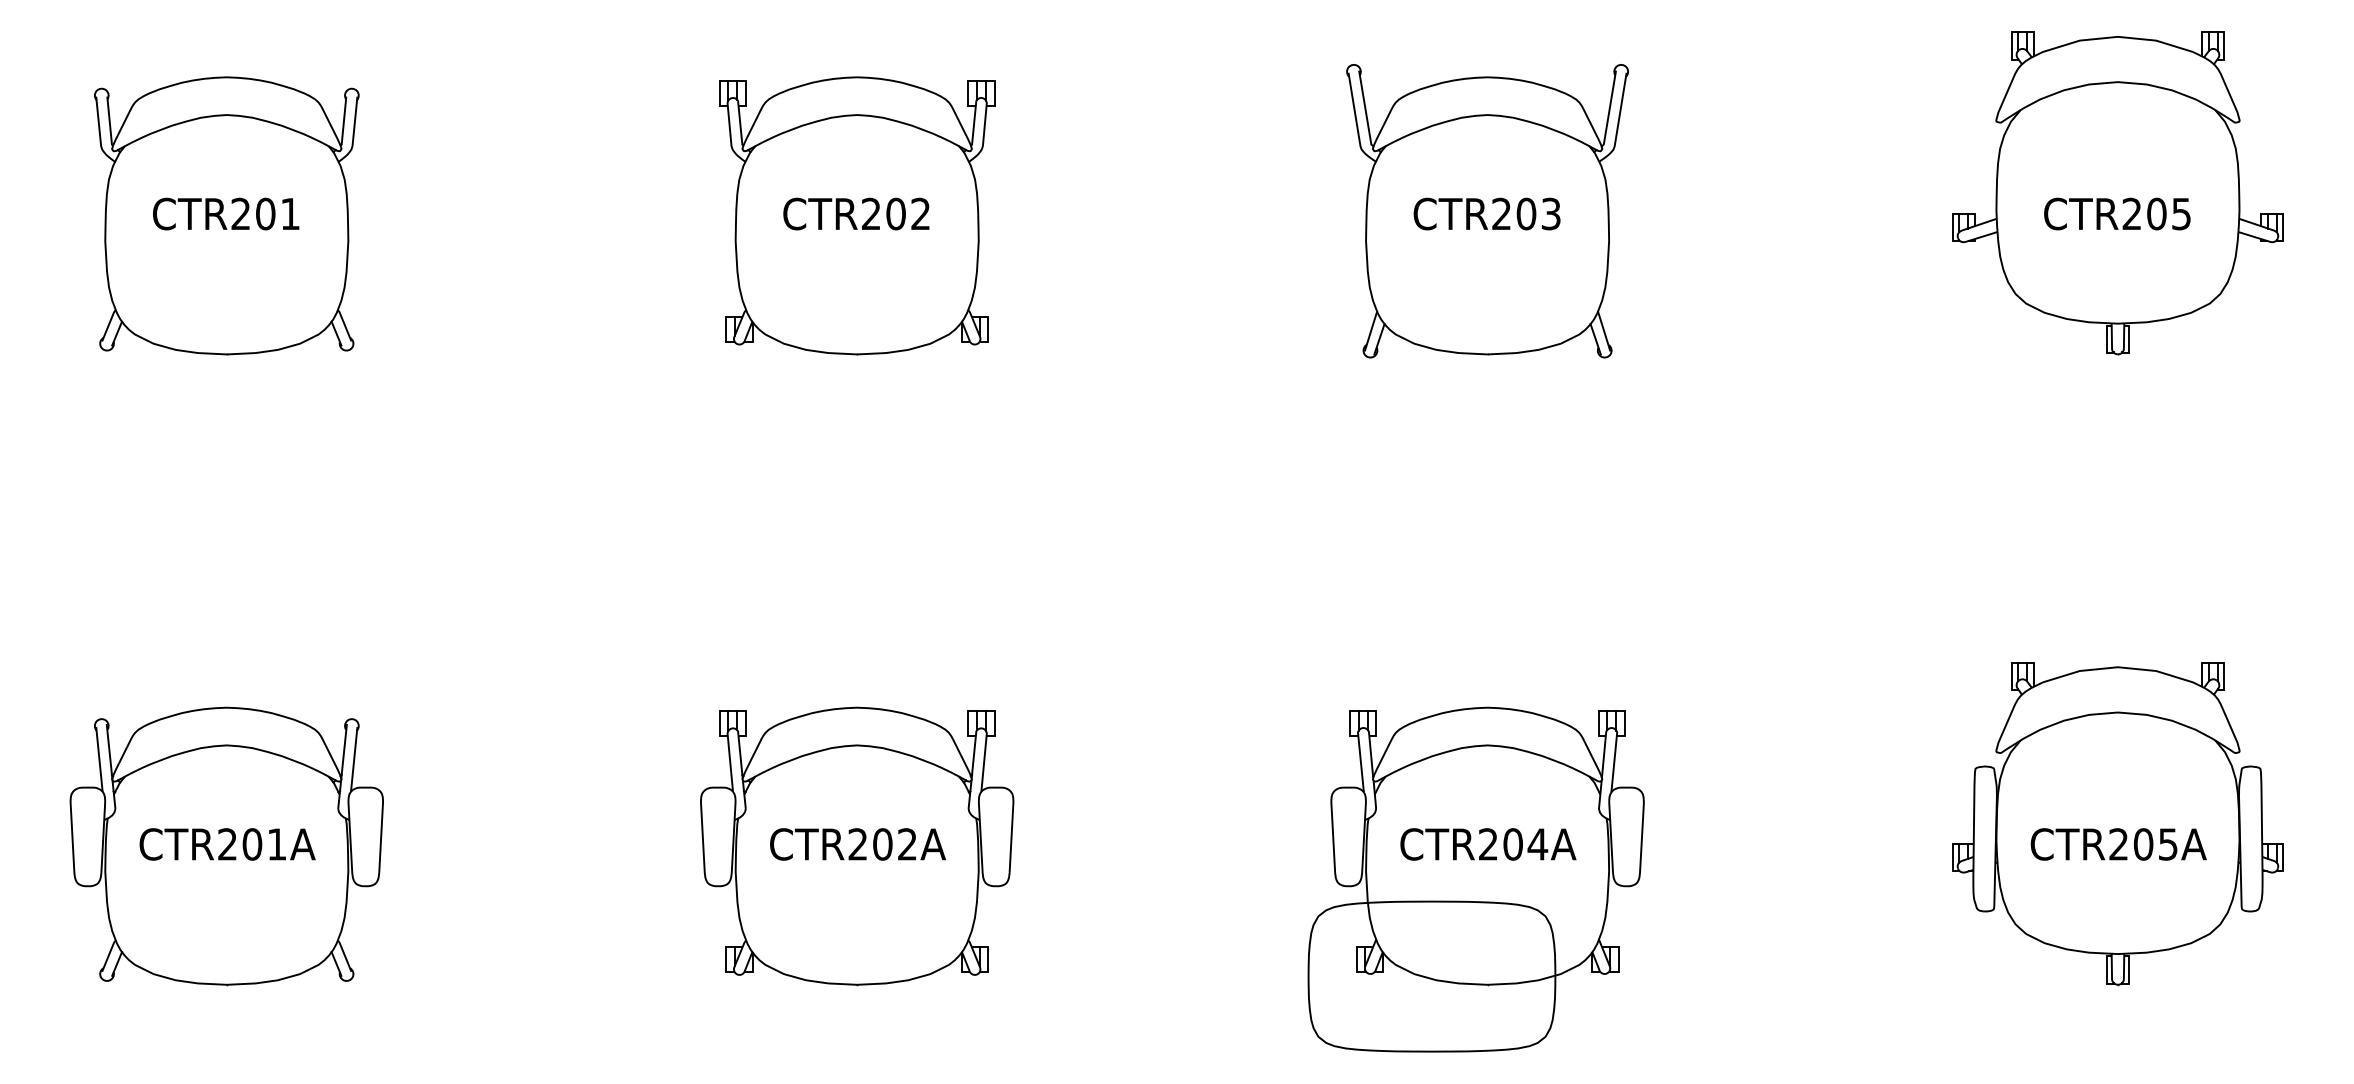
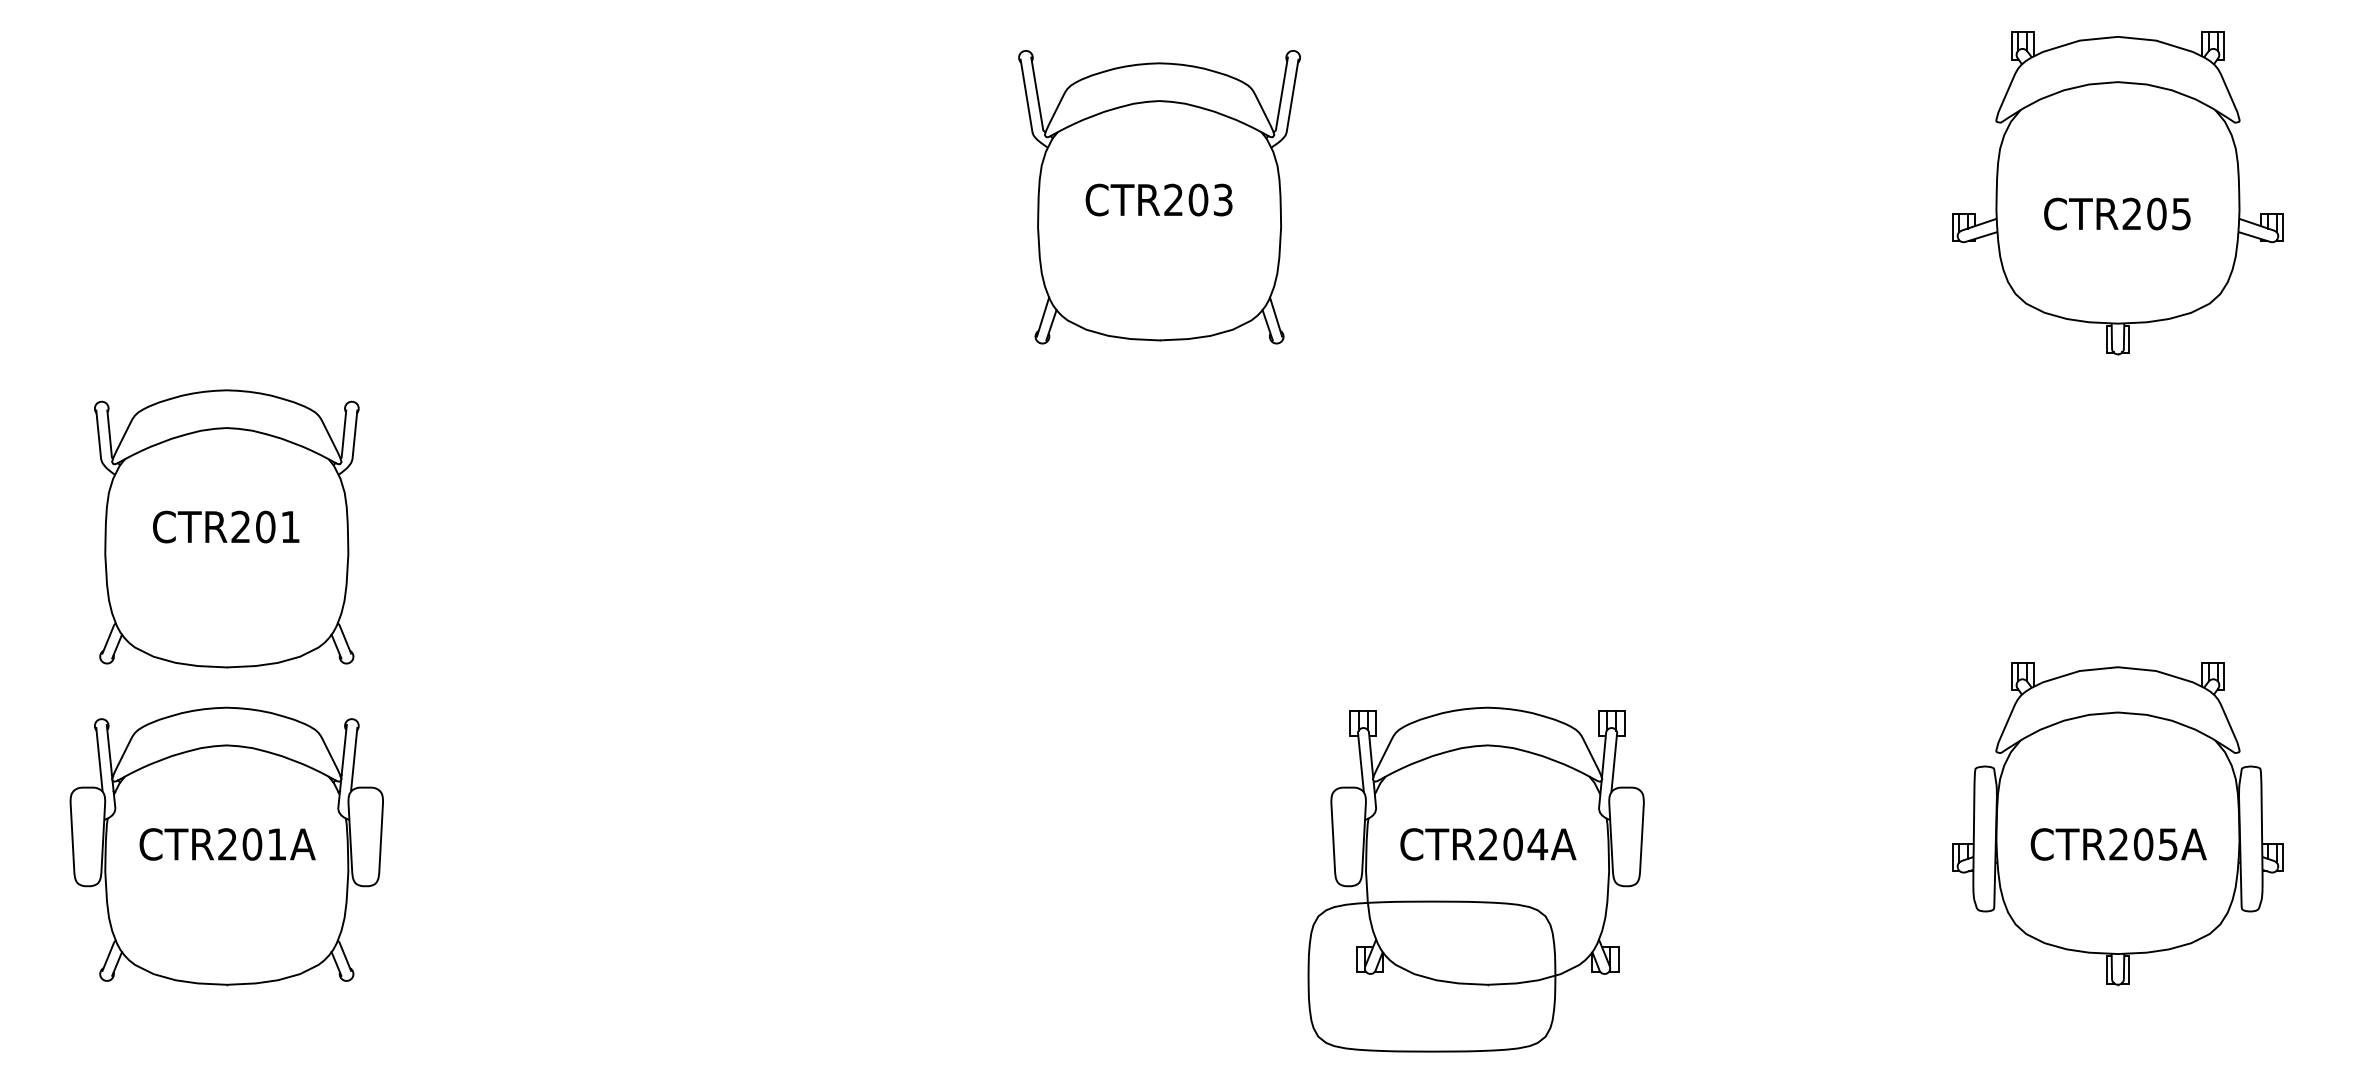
part position: (1487, 211) -> (1159, 197) (1159, 197)
part position: (226, 215) -> (226, 528) (226, 528)
part: present -> none (857, 215)
part: present -> none (857, 846)
